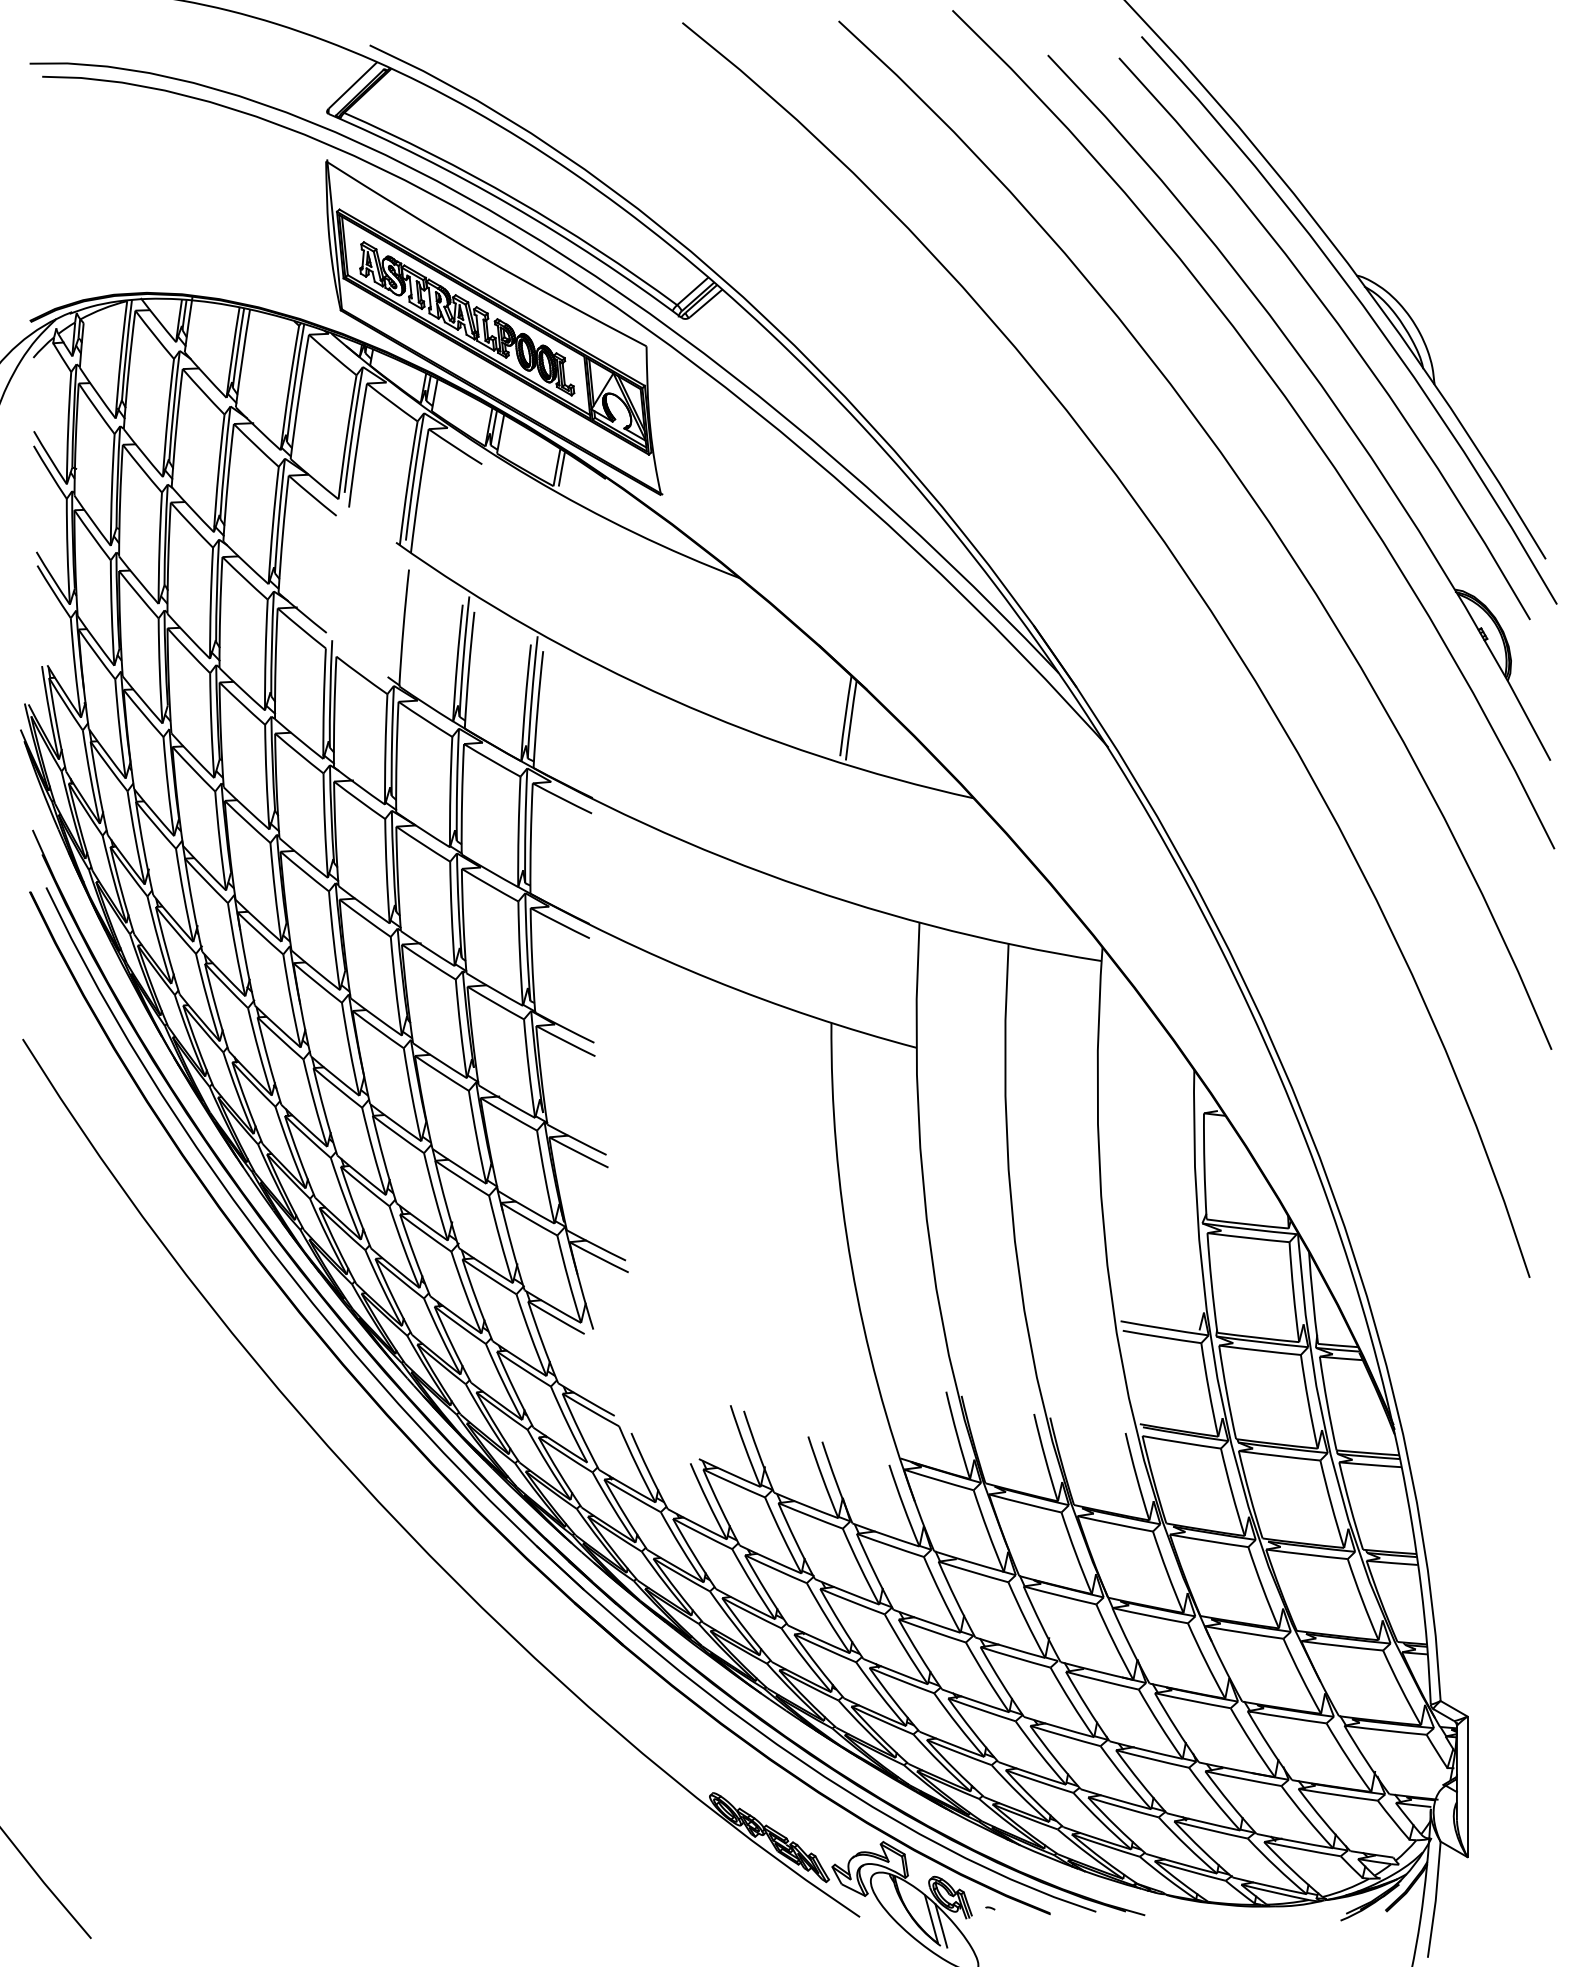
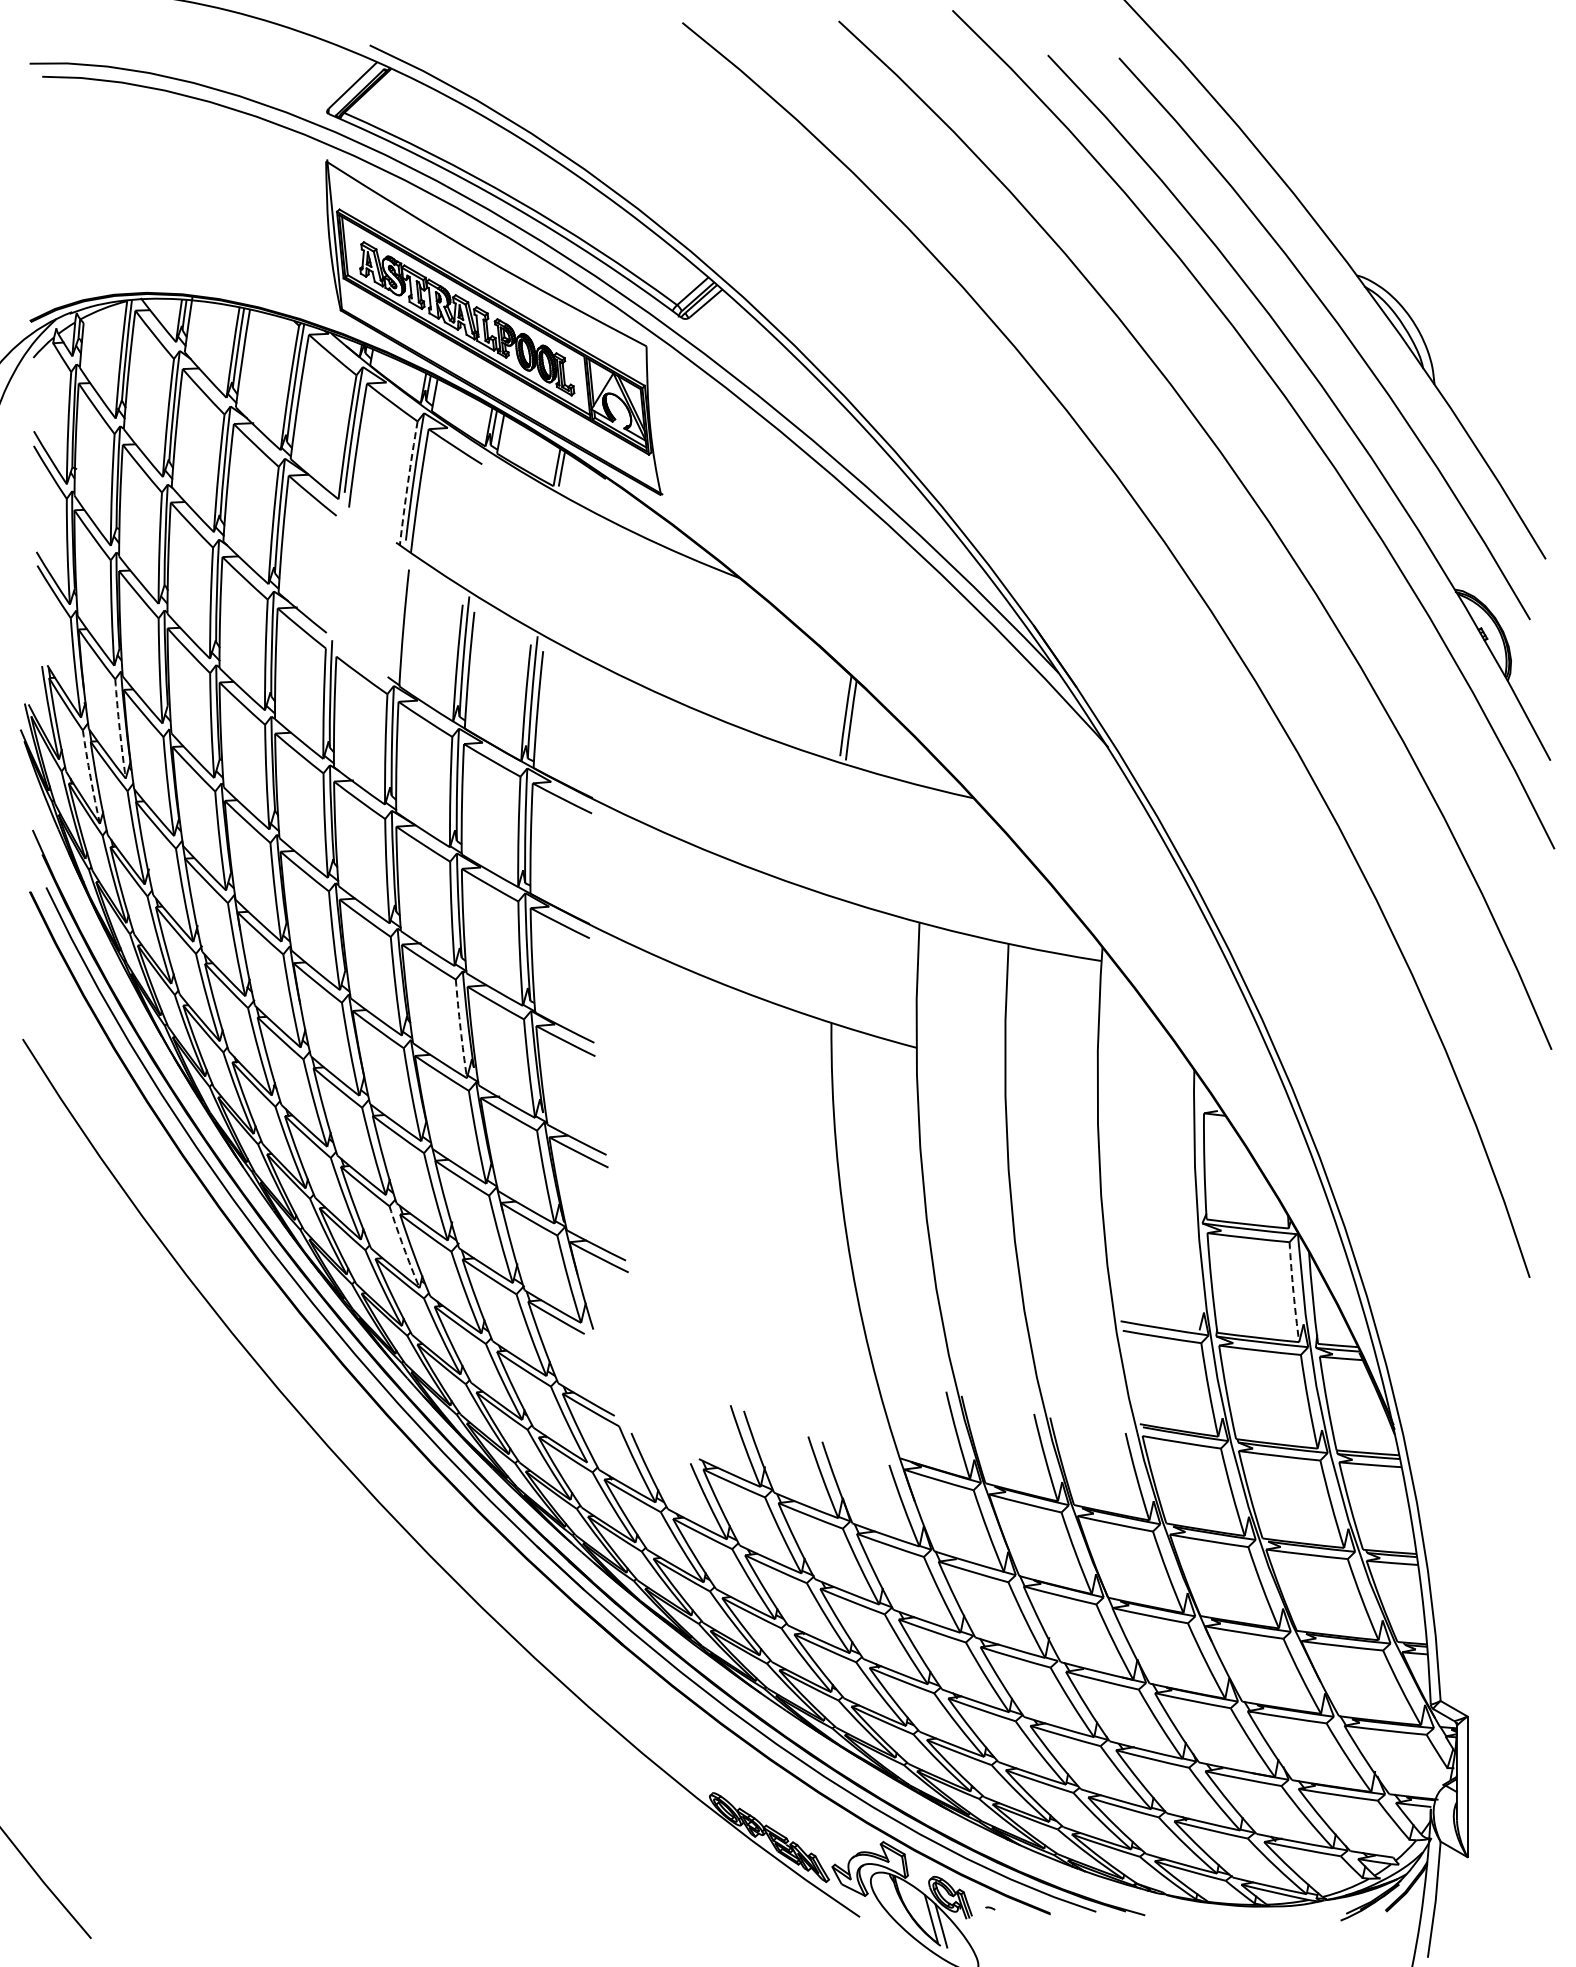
curve: present -> none (1364, 309)
arc: solid -> dashed (407, 483)
arc: solid -> dashed (119, 729)
arc: solid -> dashed (90, 777)
arc: solid -> dashed (460, 1028)
arc: solid -> dashed (403, 1247)
arc: solid -> dashed (1293, 1292)
